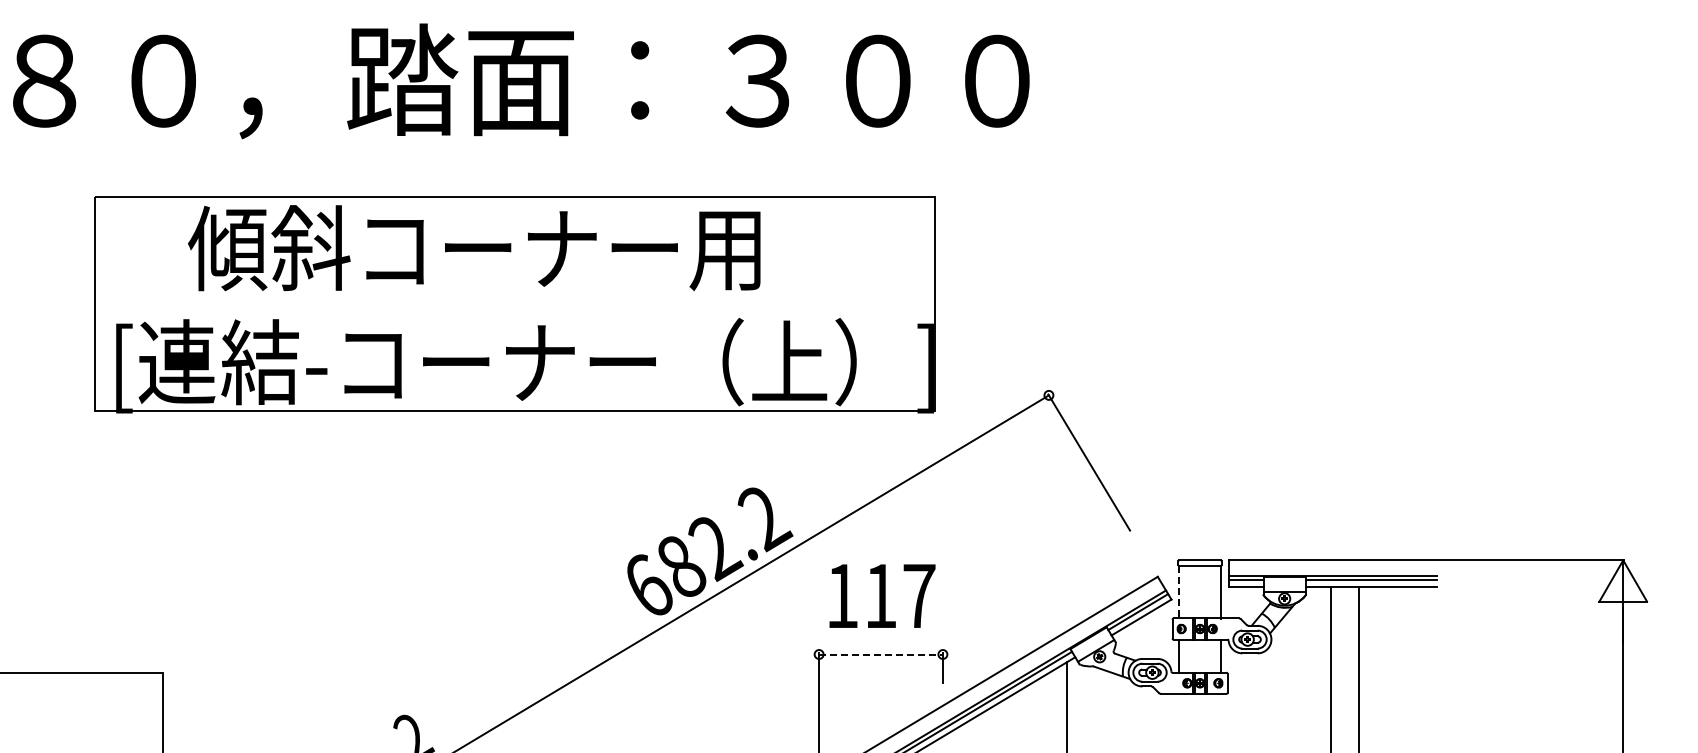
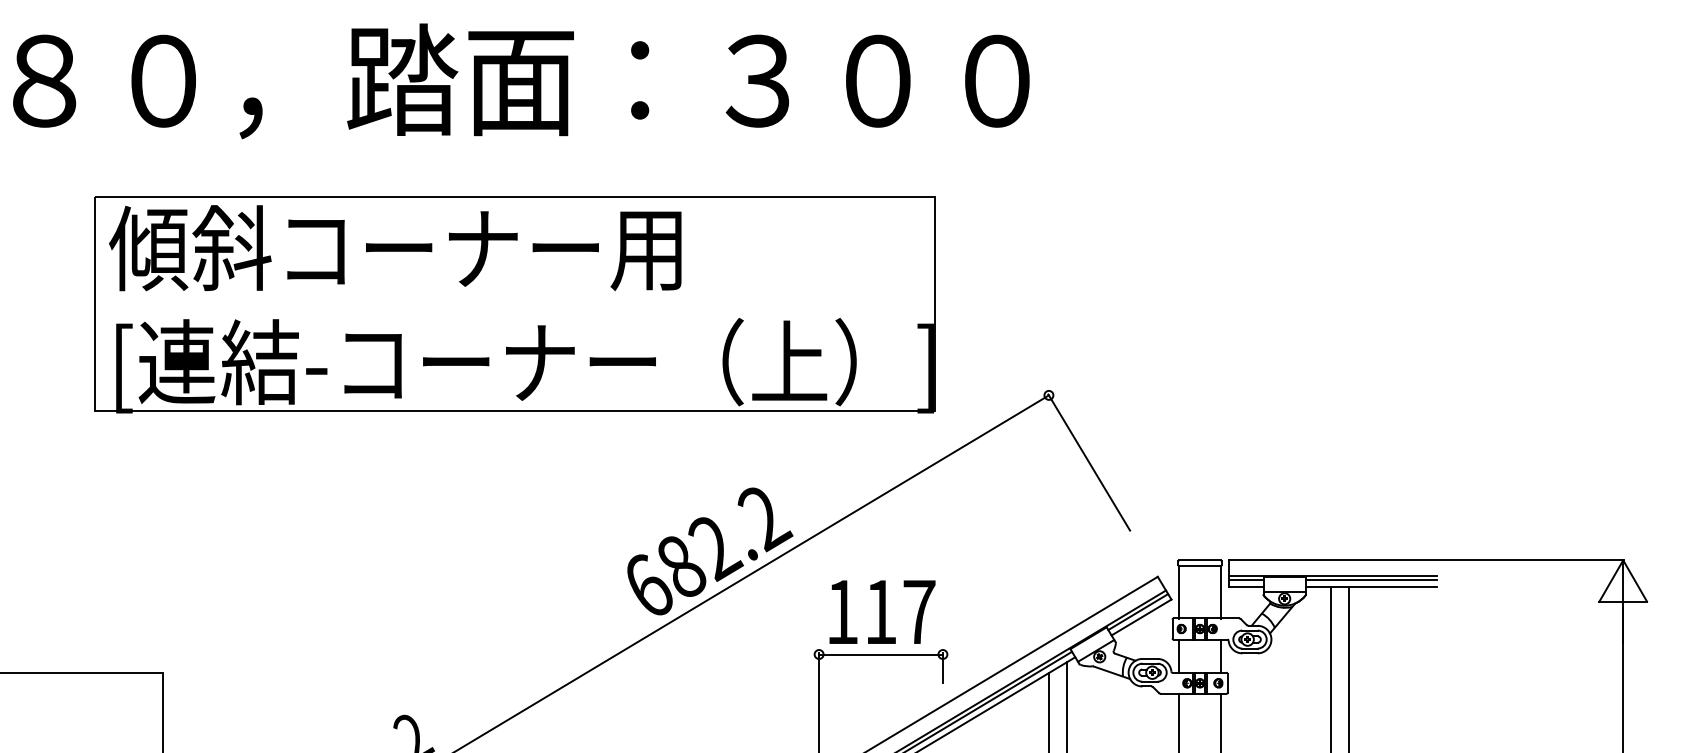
text position: (474, 248) -> (395, 248) (395, 248)
line: dashed -> solid (1178, 592)
text position: (882, 595) -> (882, 611) (882, 611)
line: dashed -> solid (881, 654)
line position: (1358, 667) -> (1348, 667) (1348, 667)
line: none -> present (1048, 711)
line: none -> present (1178, 721)
line: none -> present (1221, 721)
